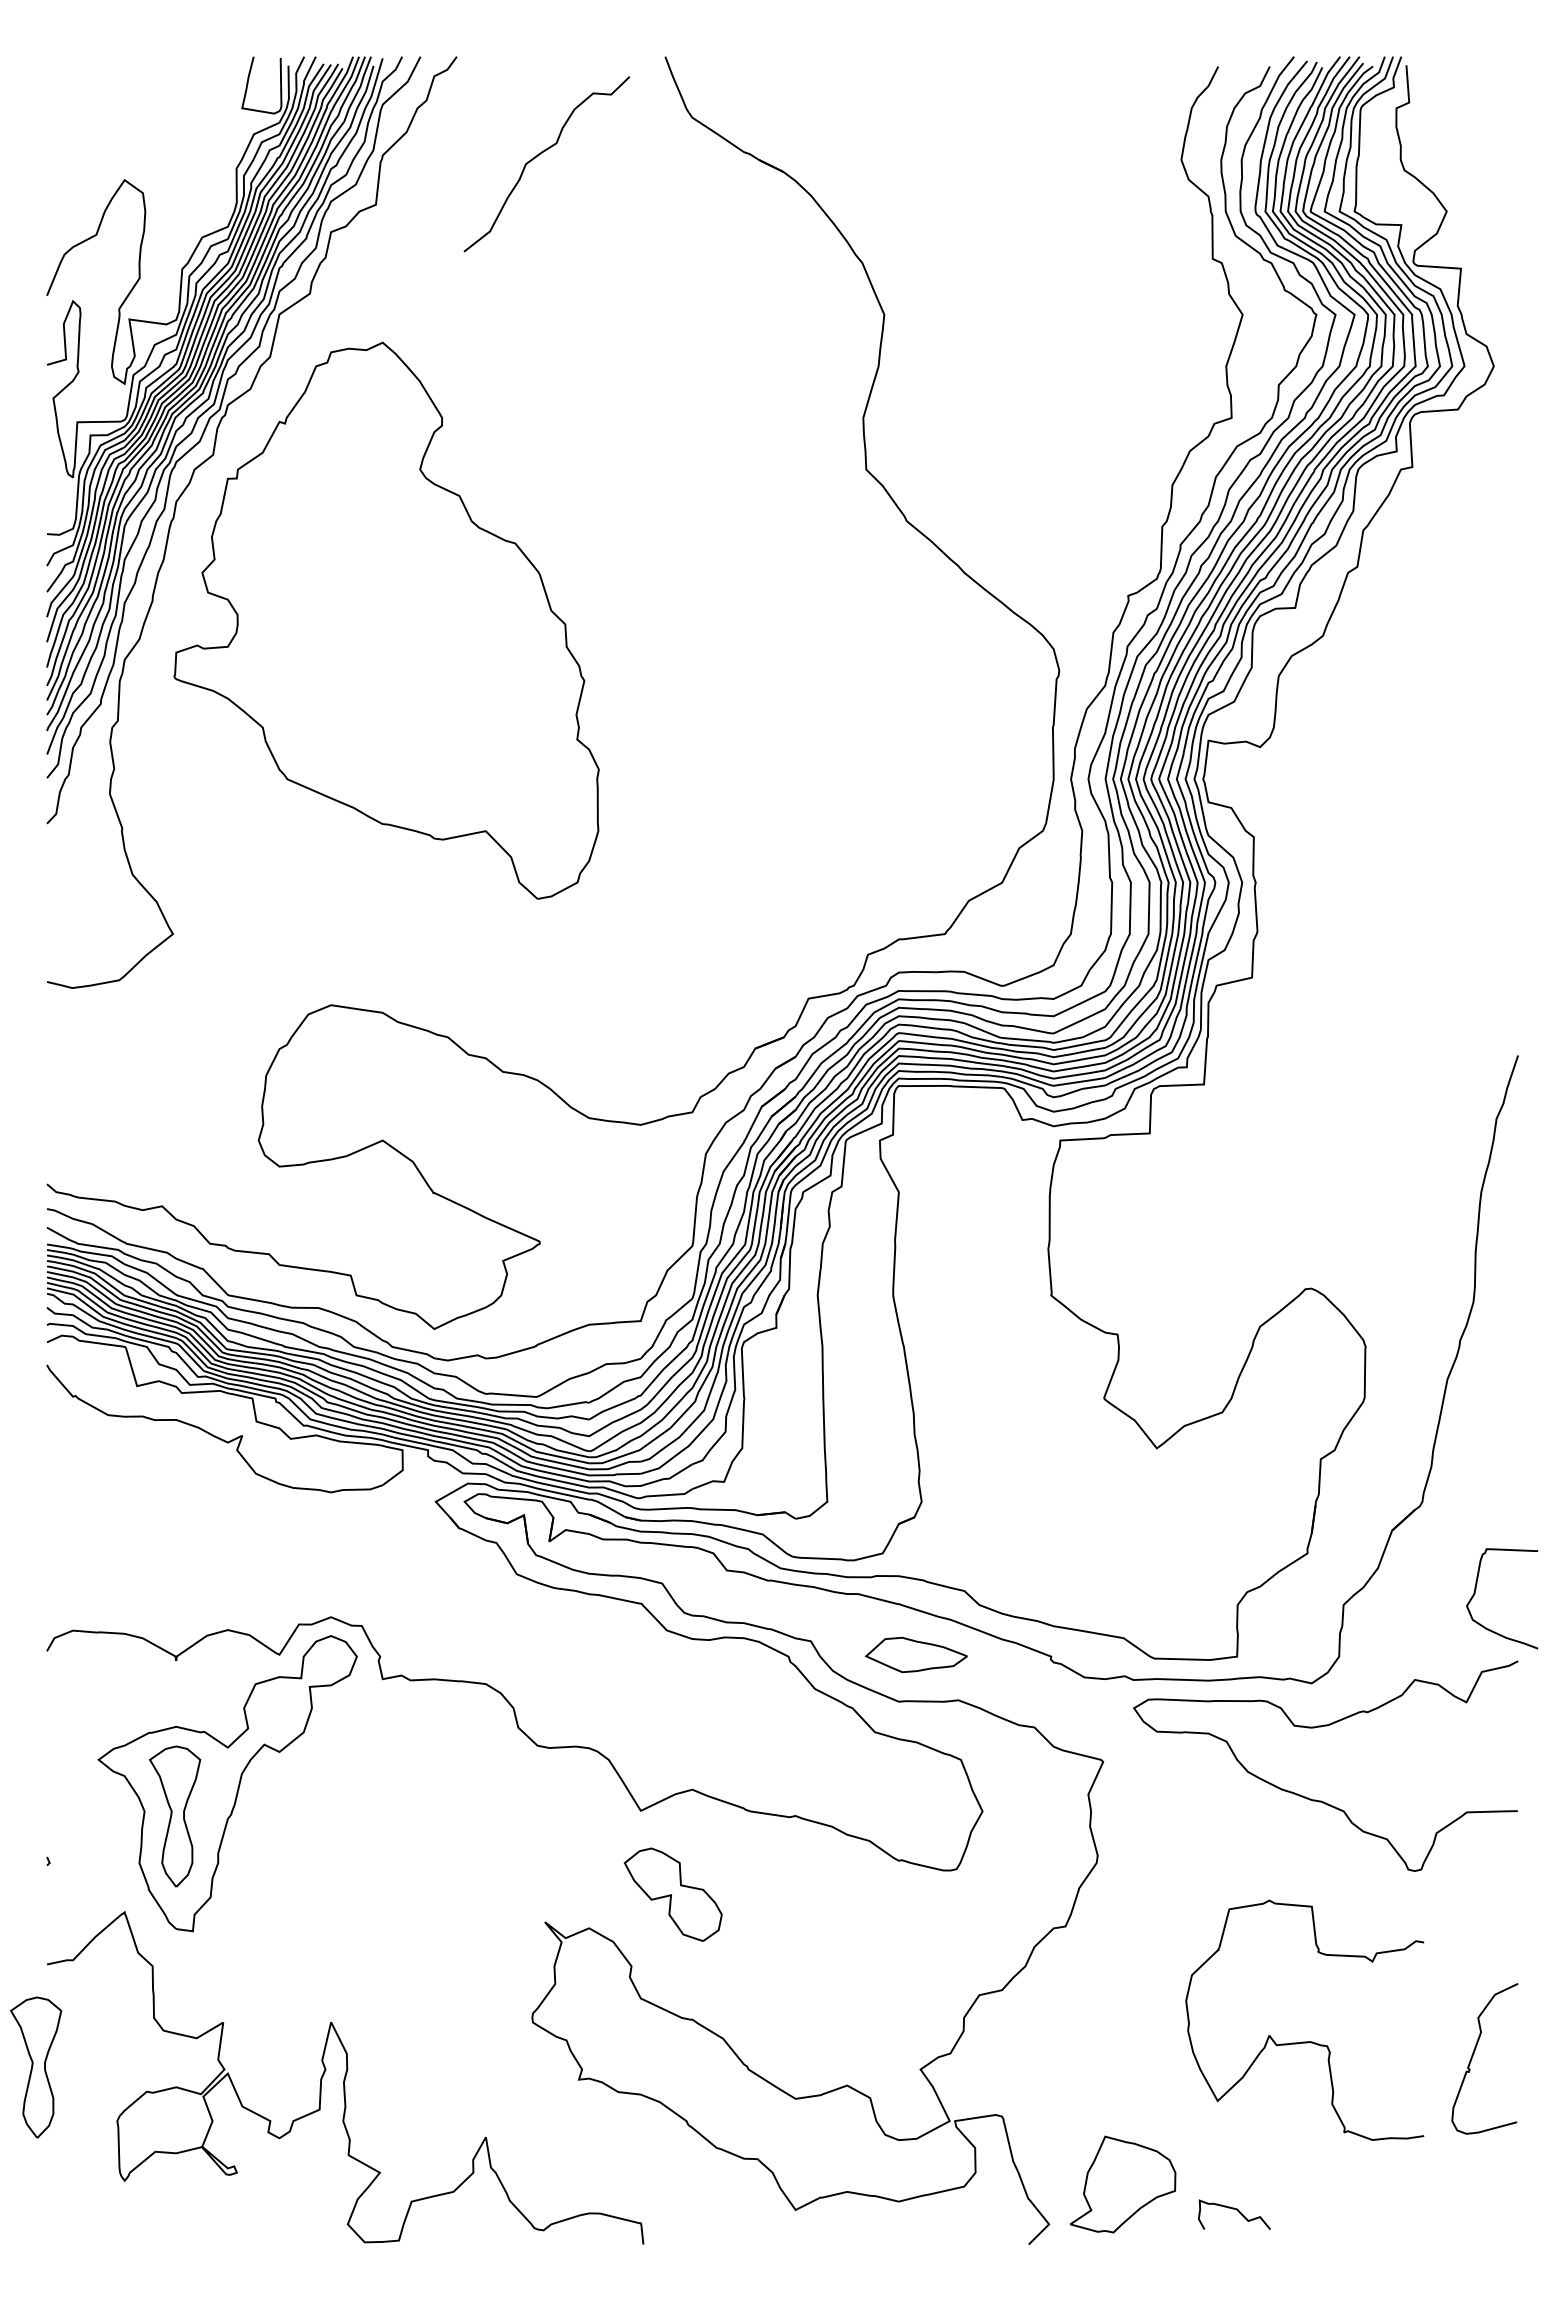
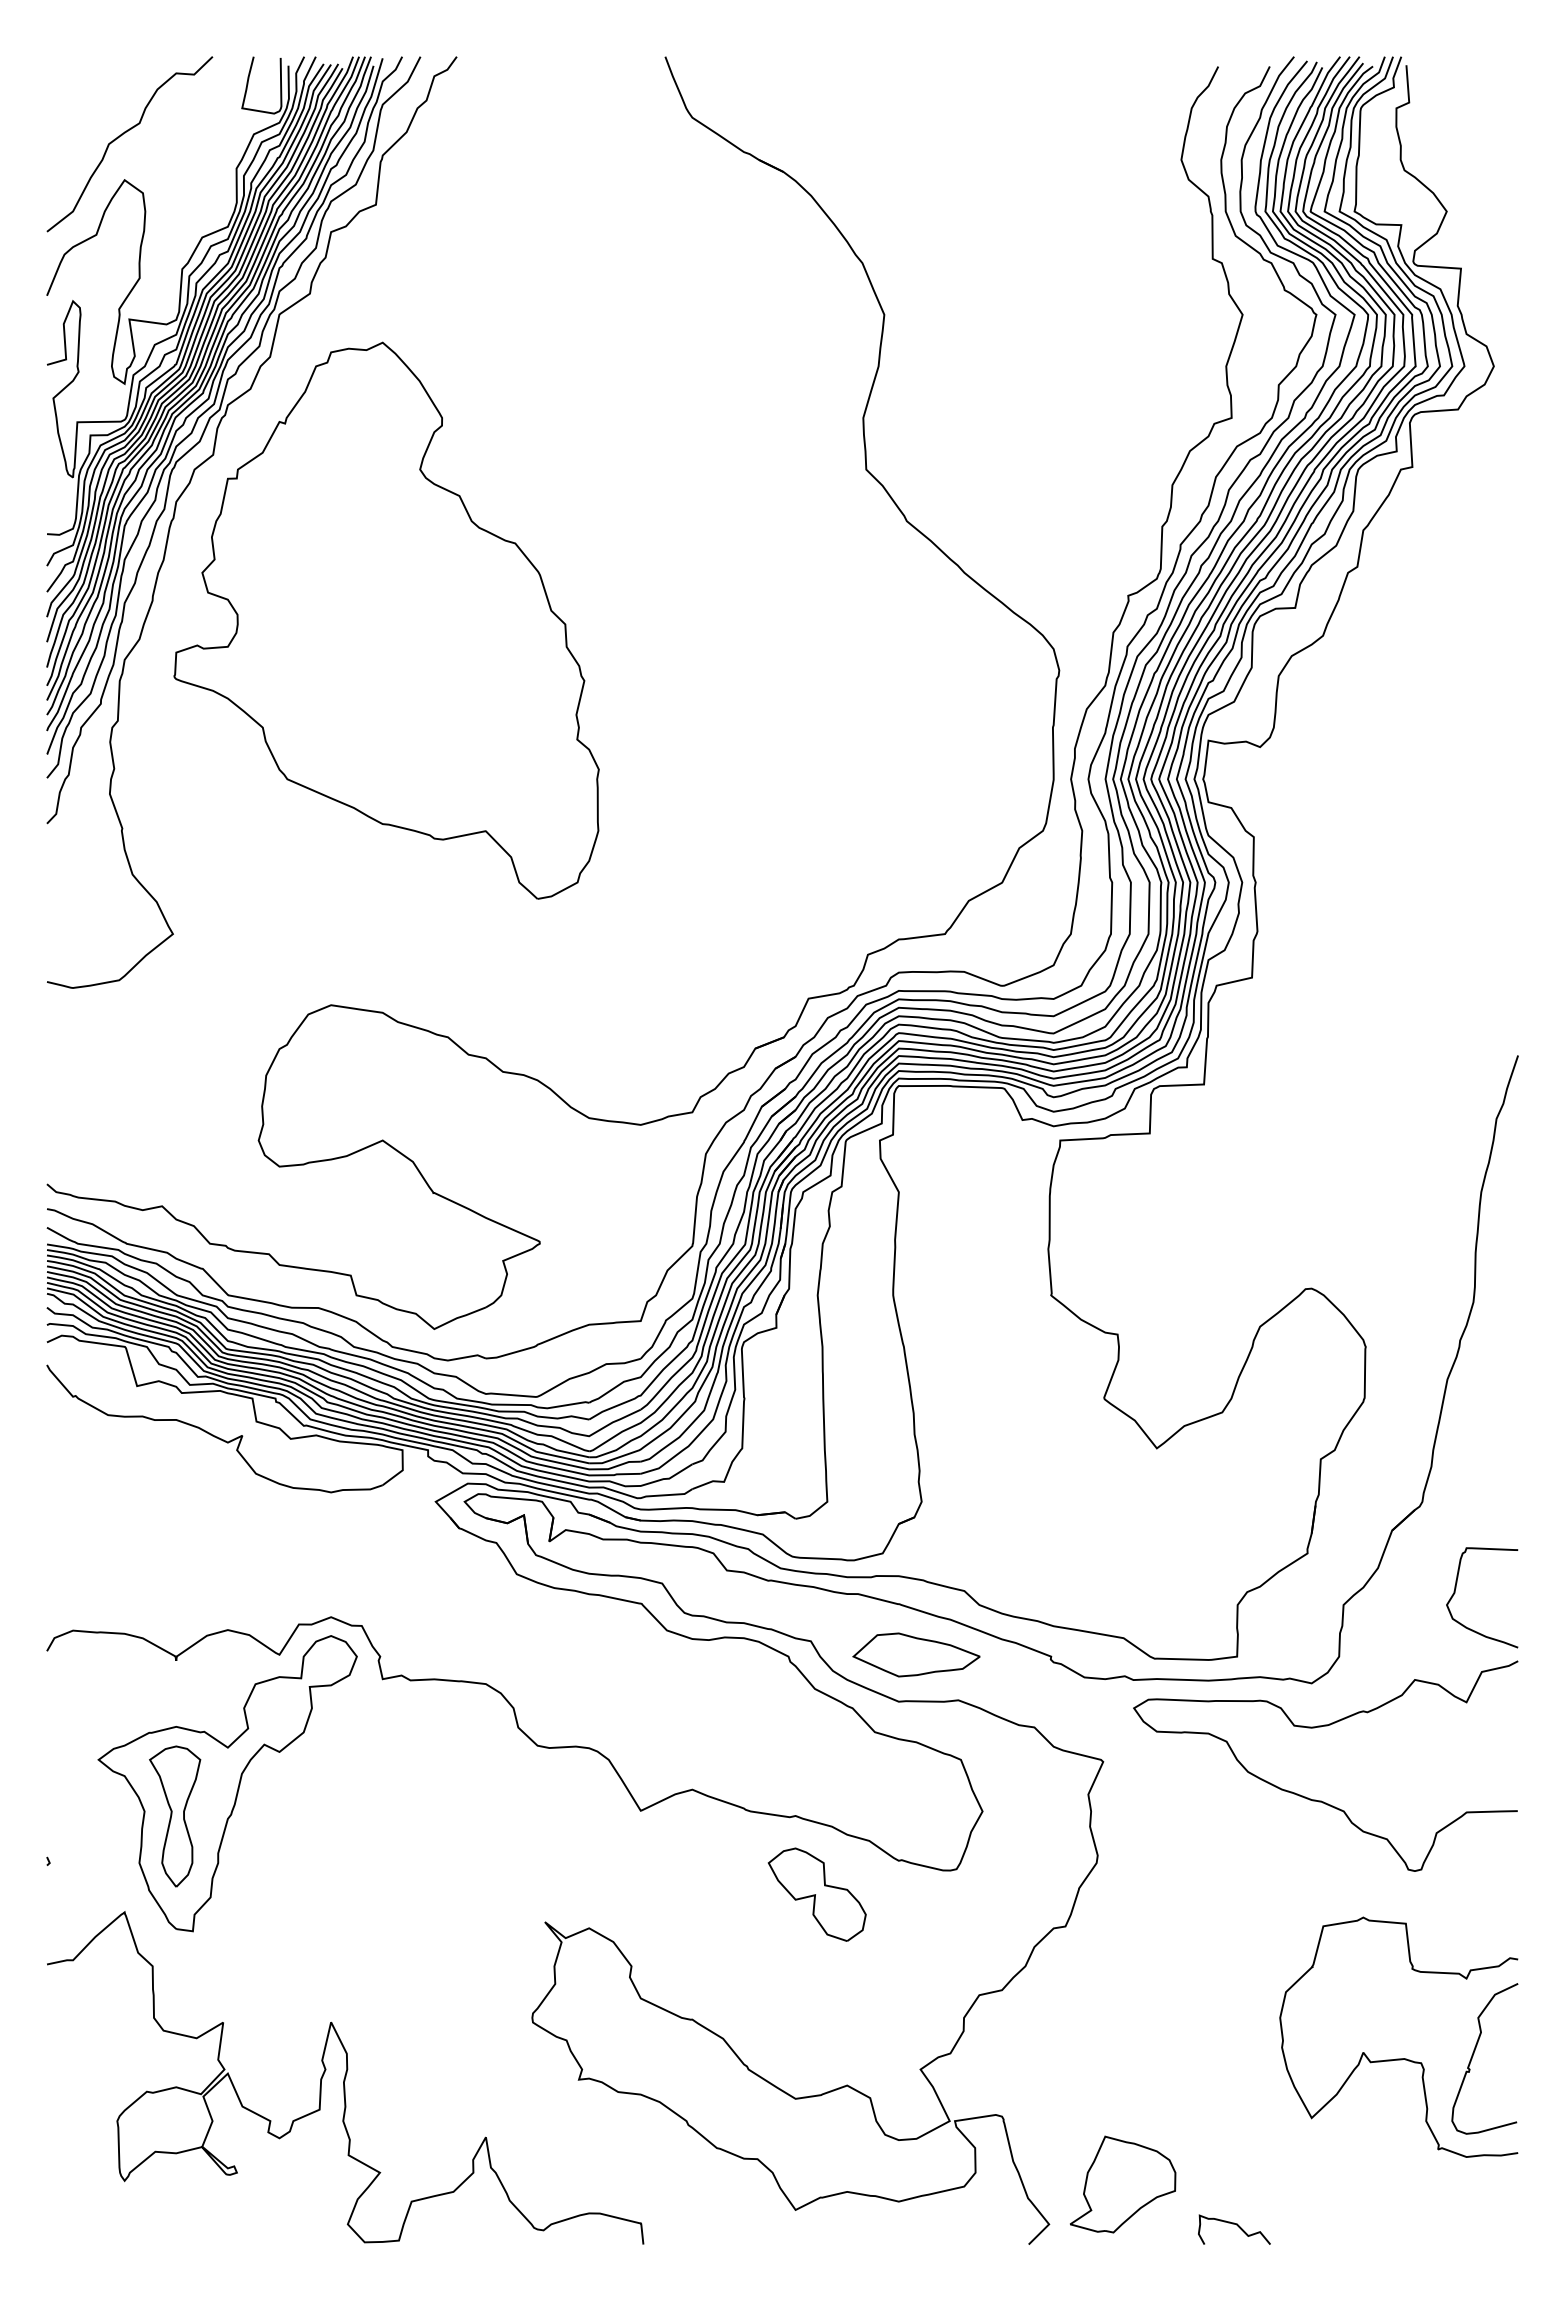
curve position: (538, 156) -> (121, 136) (121, 136)
curve position: (1475, 1594) -> (1455, 1593) (1455, 1593)
part size: 104x38 px -> 129x46 px (916, 1654)
part position: (672, 1894) -> (816, 1894) (816, 1894)
curve position: (1304, 2041) -> (1398, 2058) (1398, 2058)
part: present -> none (36, 2067)
curve position: (1237, 2211) -> (1237, 2226) (1237, 2226)
